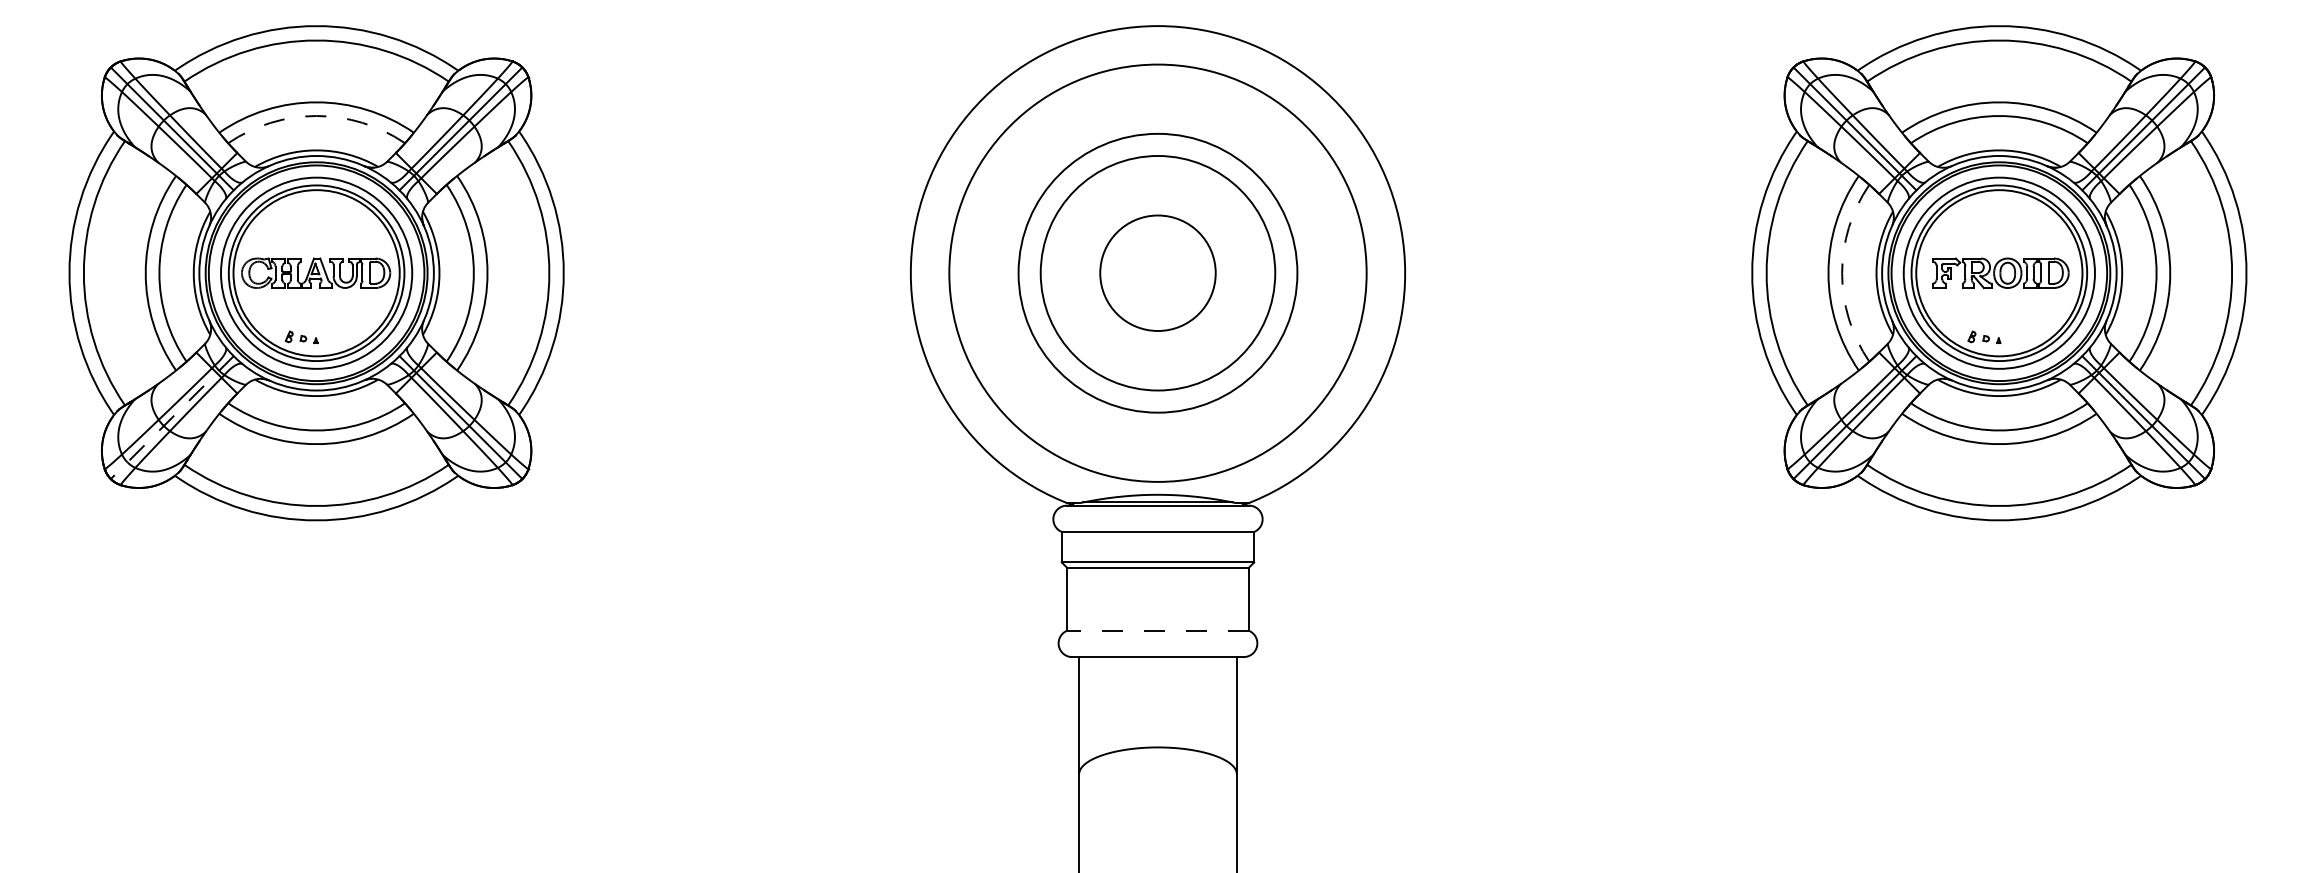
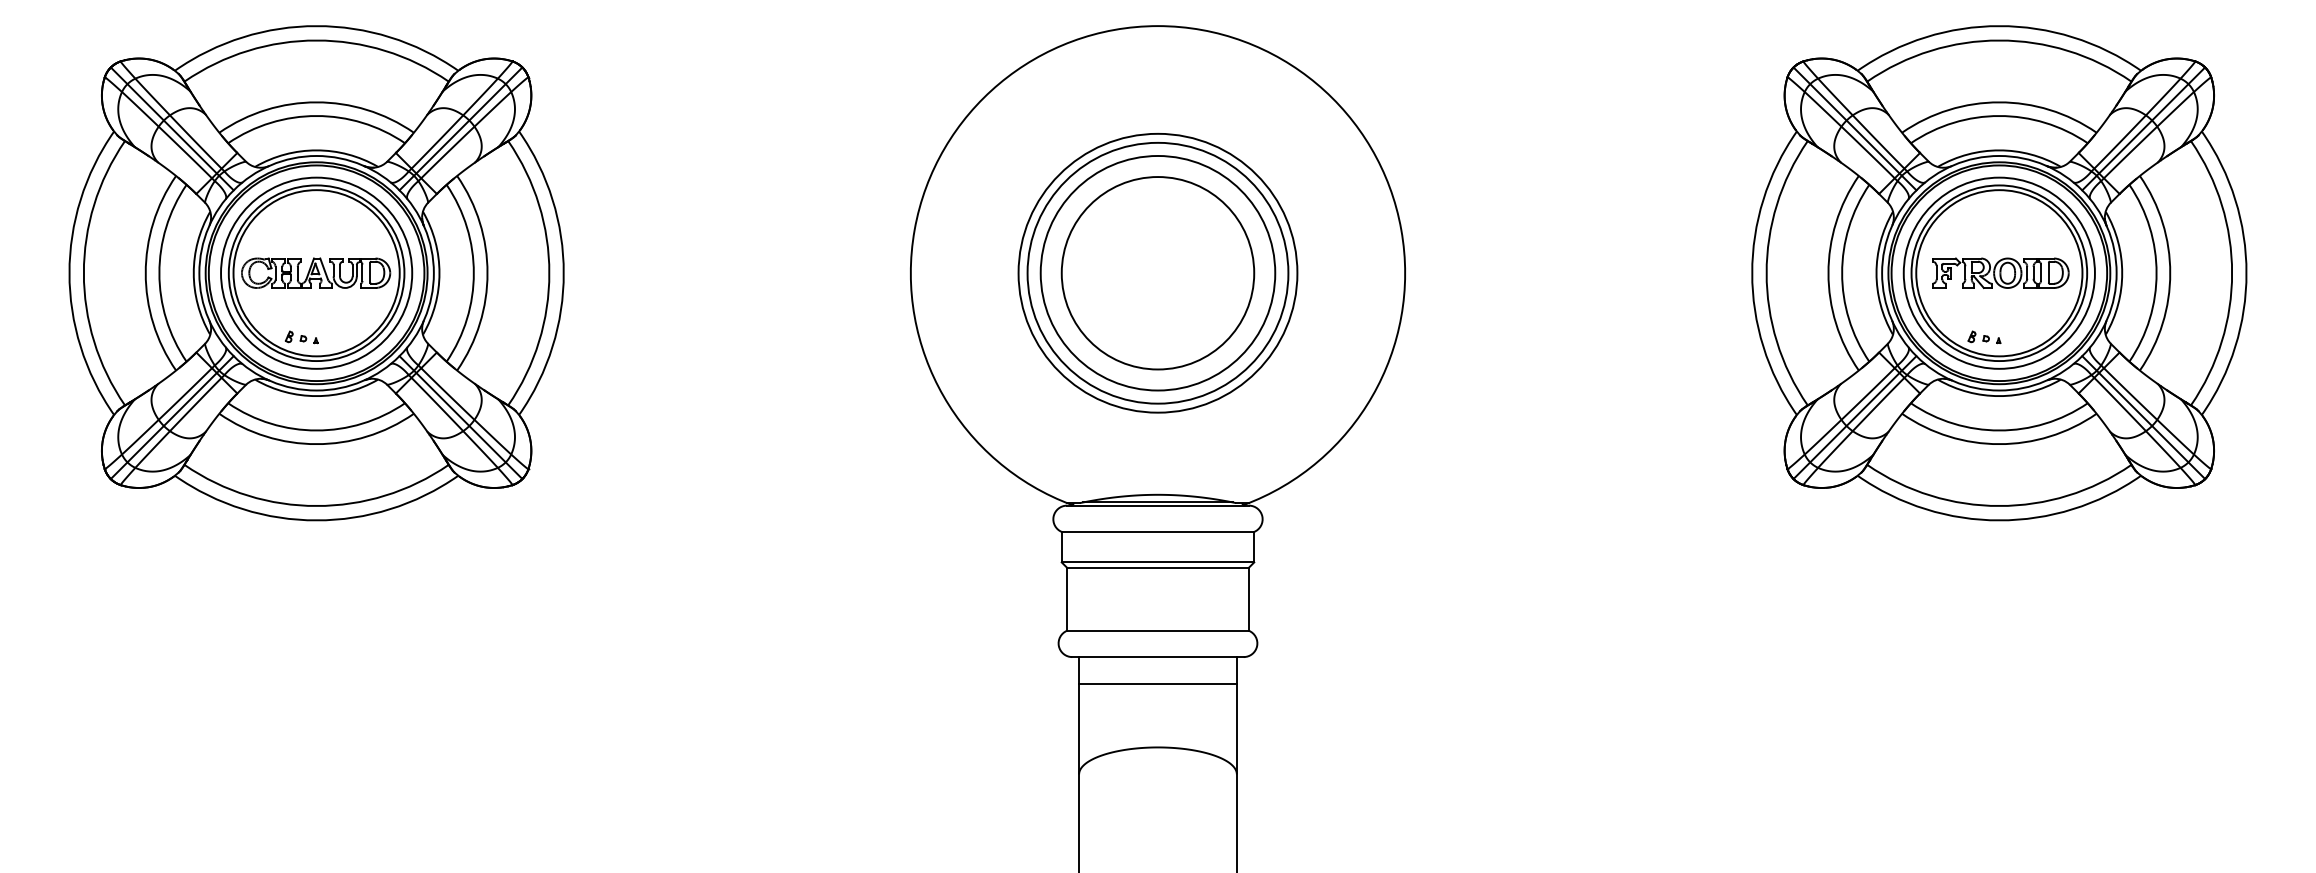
arc: dashed -> solid (316, 116)
circle diameter: 417 px -> 261 px (1157, 272)
circle diameter: 115 px -> 192 px (1157, 273)
arc: dashed -> solid (1842, 273)
line: dashed -> solid (172, 417)
line: dashed -> solid (1157, 630)
line: none -> present (1157, 684)
